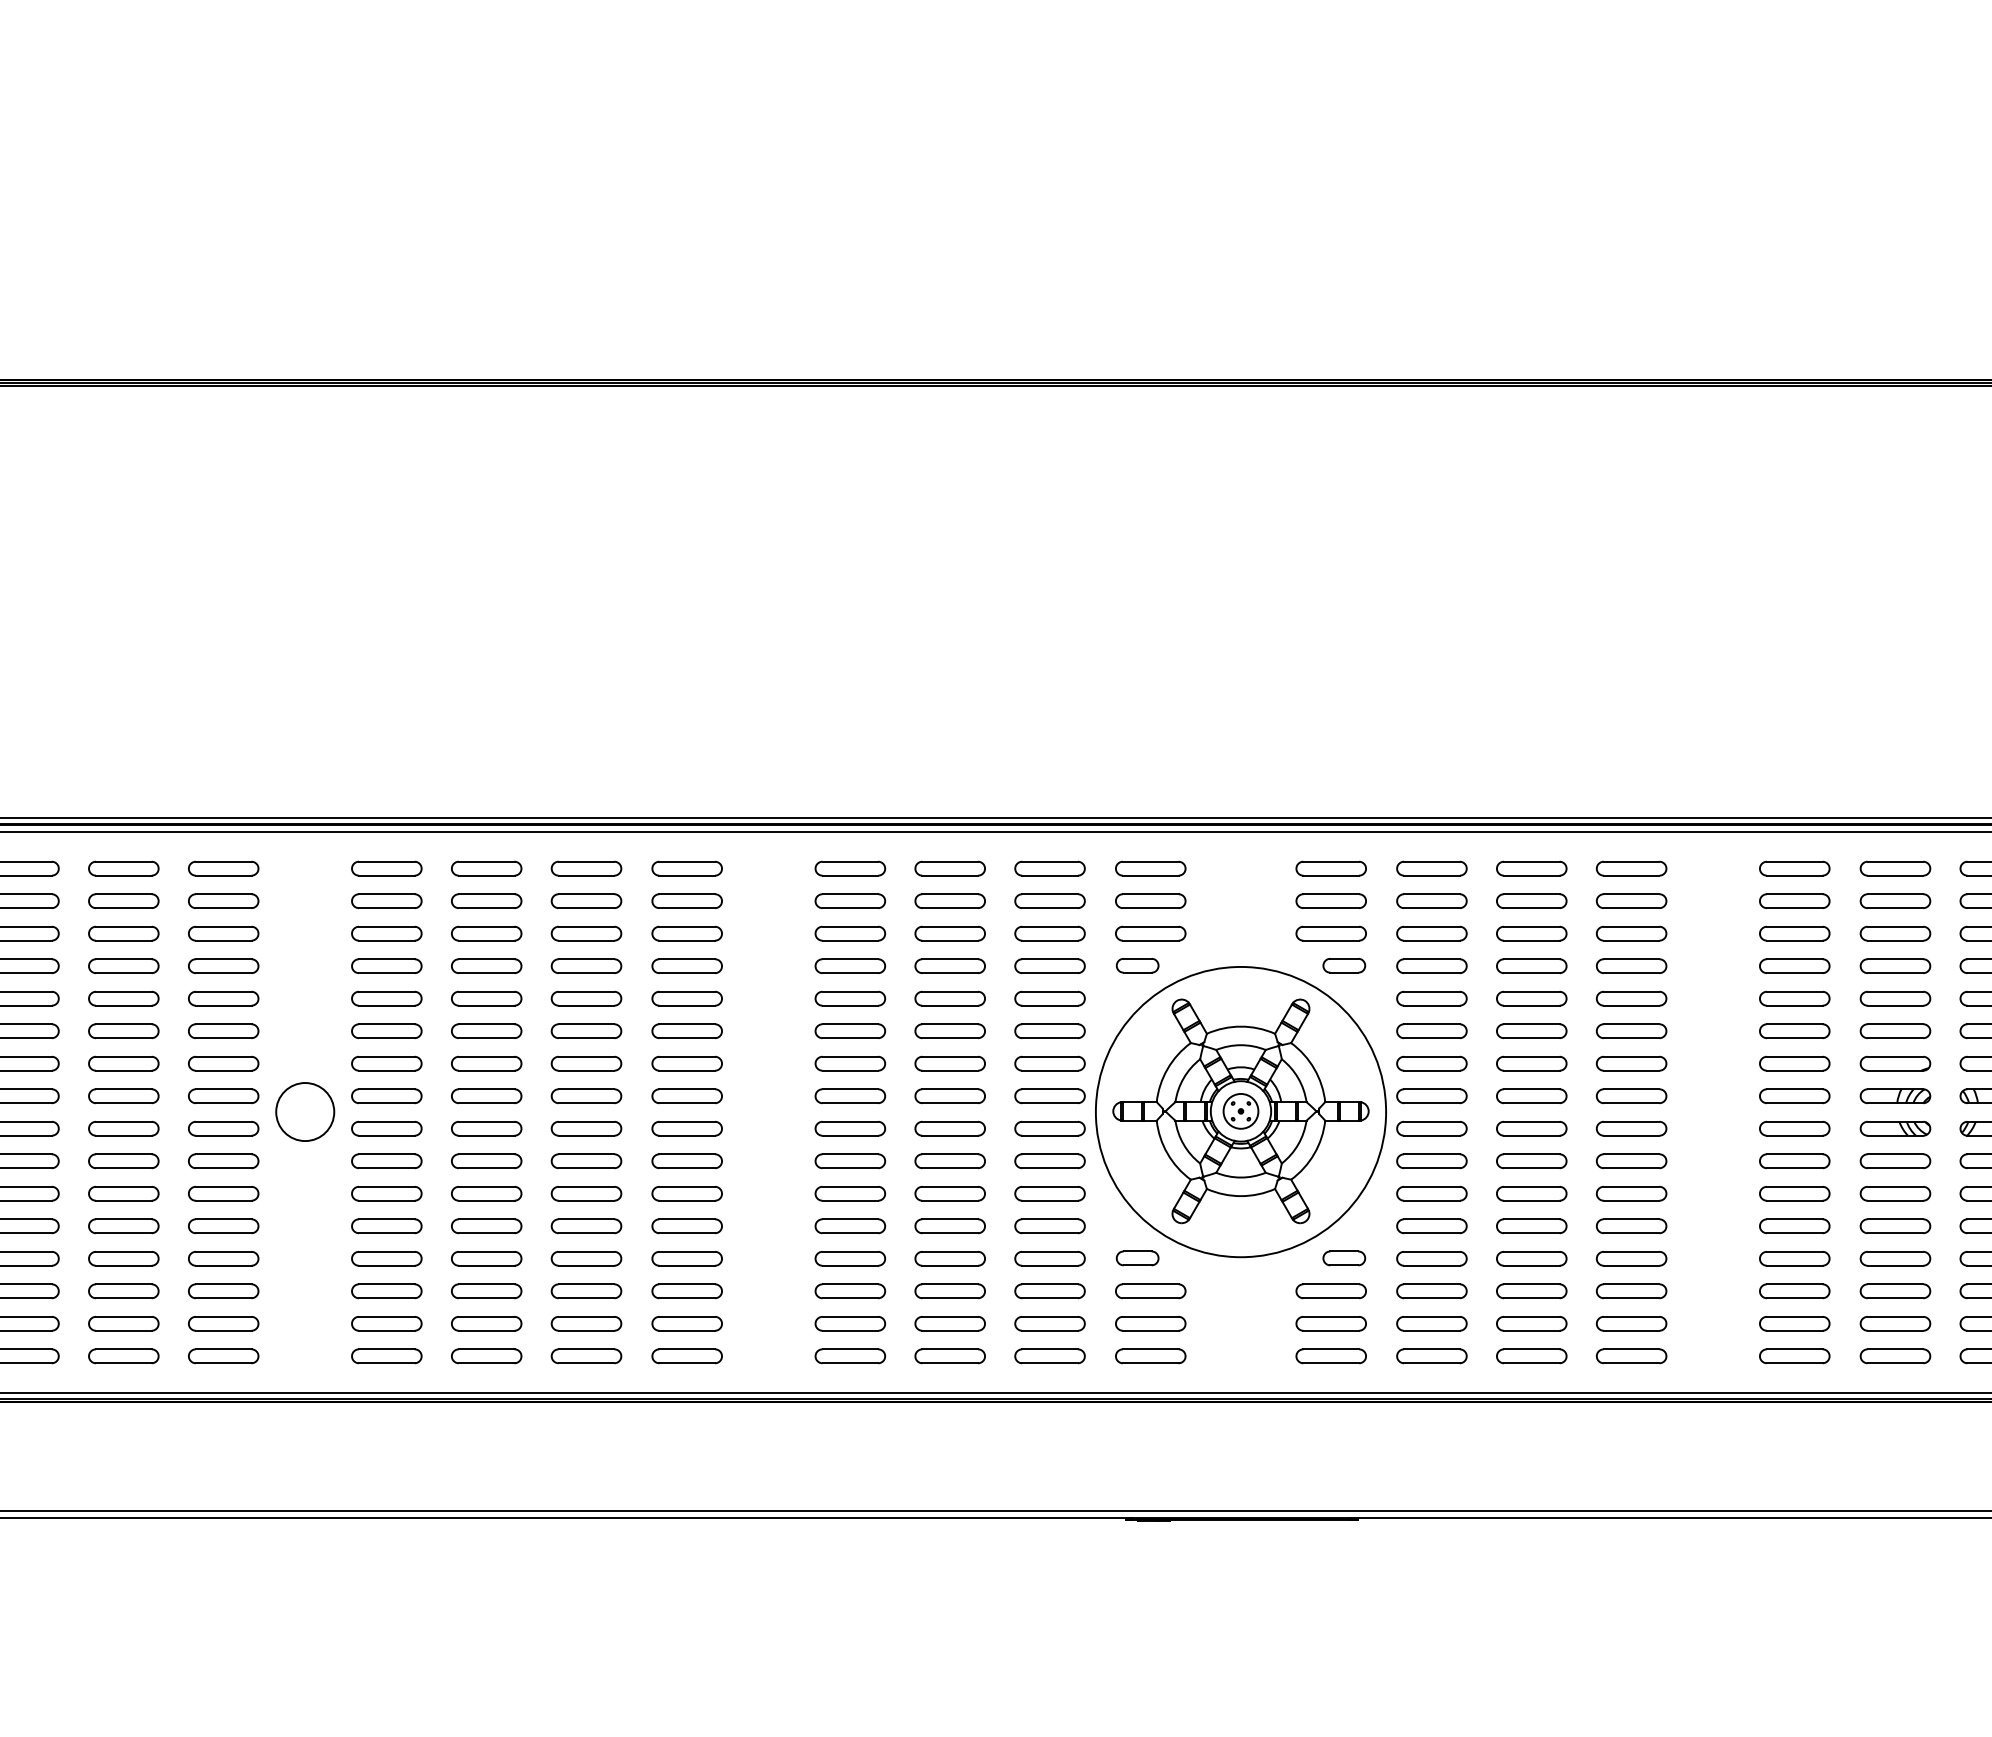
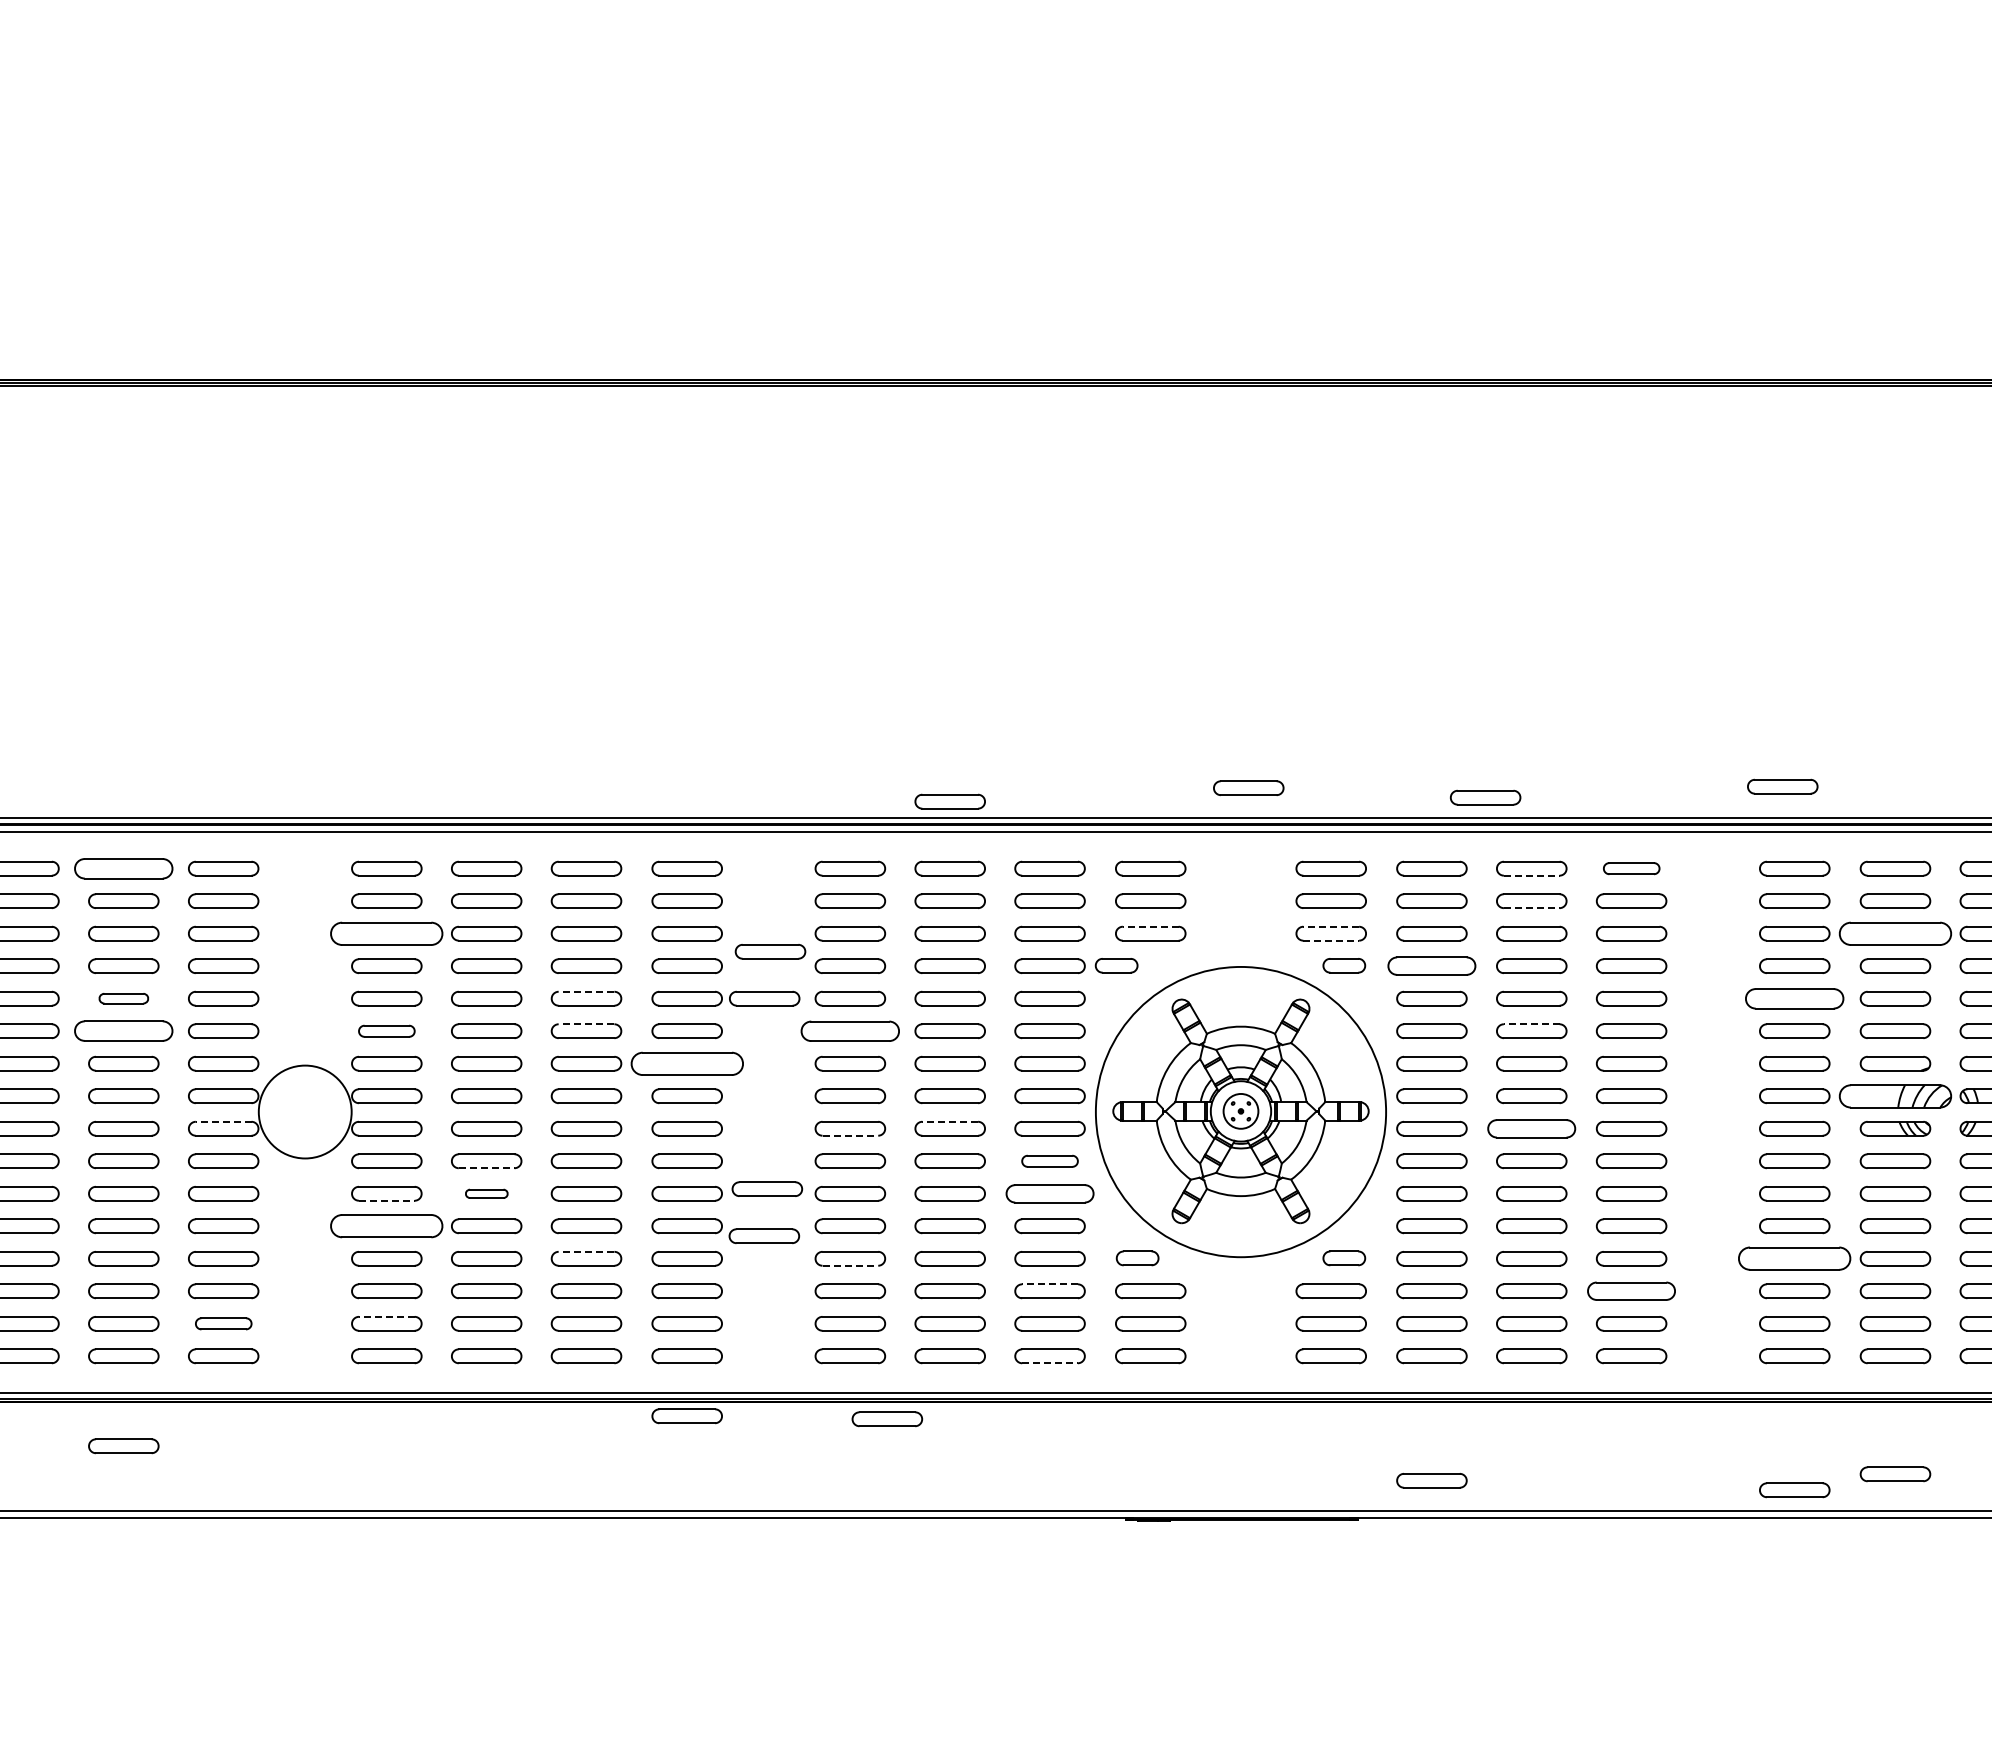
part: none -> present (1782, 786)
part: none -> present (1248, 787)
part: none -> present (1485, 797)
part: none -> present (949, 801)
part size: 72x17 px -> 100x22 px (123, 868)
part size: 72x17 px -> 58x14 px (1631, 868)
line: solid -> dashed (1531, 875)
line: solid -> dashed (1531, 908)
line: solid -> dashed (1150, 926)
line: solid -> dashed (1331, 926)
part size: 72x17 px -> 114x25 px (386, 933)
part size: 73x17 px -> 114x25 px (1894, 933)
line: solid -> dashed (1331, 940)
part: none -> present (770, 951)
part position: (1137, 965) -> (1116, 965) (1116, 965)
part size: 72x17 px -> 90x20 px (1431, 965)
line: solid -> dashed (586, 991)
part size: 72x17 px -> 51x12 px (123, 998)
part: none -> present (764, 998)
part size: 72x17 px -> 100x22 px (1794, 998)
line: solid -> dashed (586, 1024)
line: solid -> dashed (1531, 1024)
part size: 73x16 px -> 100x22 px (849, 1030)
part size: 72x17 px -> 100x22 px (123, 1030)
part size: 72x17 px -> 58x14 px (386, 1030)
part size: 72x17 px -> 114x25 px (686, 1063)
part size: 73x16 px -> 114x25 px (1894, 1096)
circle diameter: 58 px -> 93 px (304, 1111)
line: solid -> dashed (223, 1121)
line: solid -> dashed (950, 1121)
part size: 72x17 px -> 90x20 px (1531, 1128)
line: solid -> dashed (850, 1135)
part size: 72x17 px -> 58x14 px (1049, 1160)
line: solid -> dashed (486, 1168)
part: none -> present (767, 1188)
part size: 72x16 px -> 44x11 px (486, 1193)
part size: 72x17 px -> 90x20 px (1049, 1193)
line: solid -> dashed (386, 1200)
part size: 72x17 px -> 114x25 px (386, 1226)
part: none -> present (764, 1235)
line: solid -> dashed (586, 1251)
part size: 72x16 px -> 114x25 px (1794, 1258)
line: solid -> dashed (850, 1265)
line: solid -> dashed (1050, 1284)
part size: 72x17 px -> 89x20 px (1631, 1290)
line: solid -> dashed (386, 1316)
part size: 72x16 px -> 58x14 px (223, 1323)
line: solid -> dashed (1050, 1363)
part: none -> present (686, 1416)
part: none -> present (887, 1419)
part: none -> present (123, 1446)
part: none -> present (1895, 1474)
part: none -> present (1431, 1480)
part: none -> present (1794, 1490)
